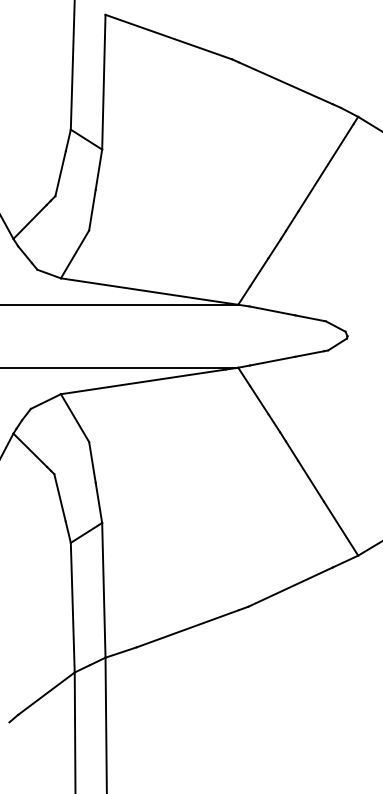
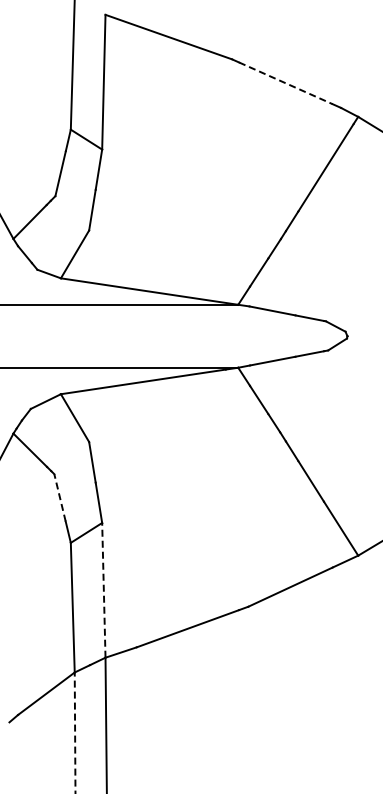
line: solid -> dashed (286, 83)
line: solid -> dashed (59, 497)
line: solid -> dashed (103, 589)
line: solid -> dashed (75, 733)
